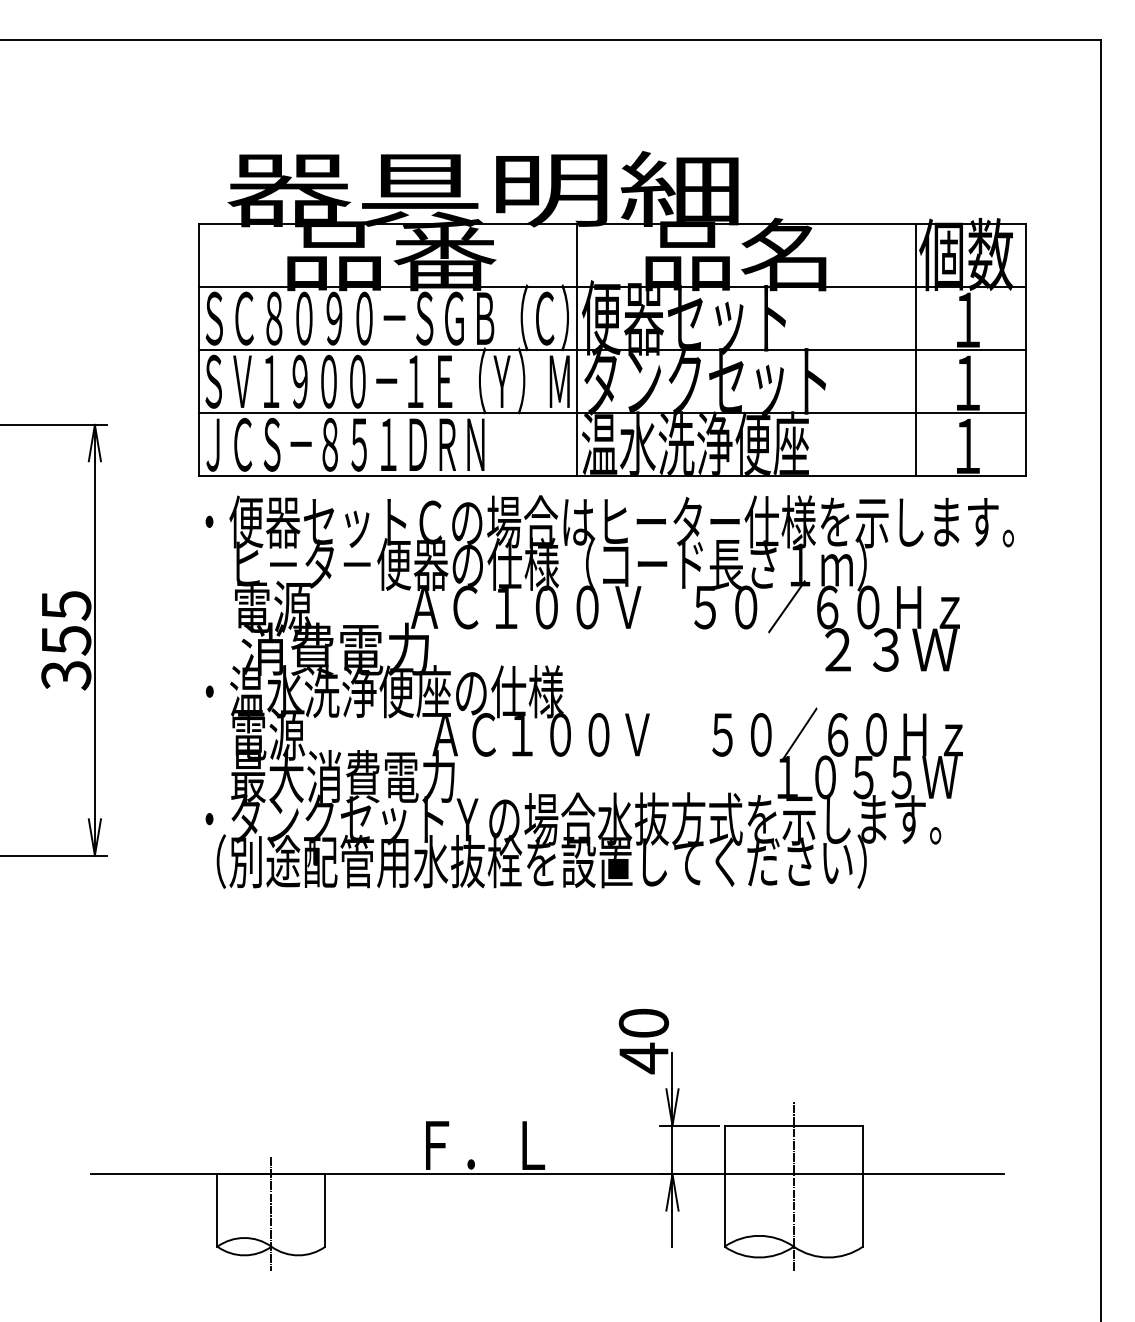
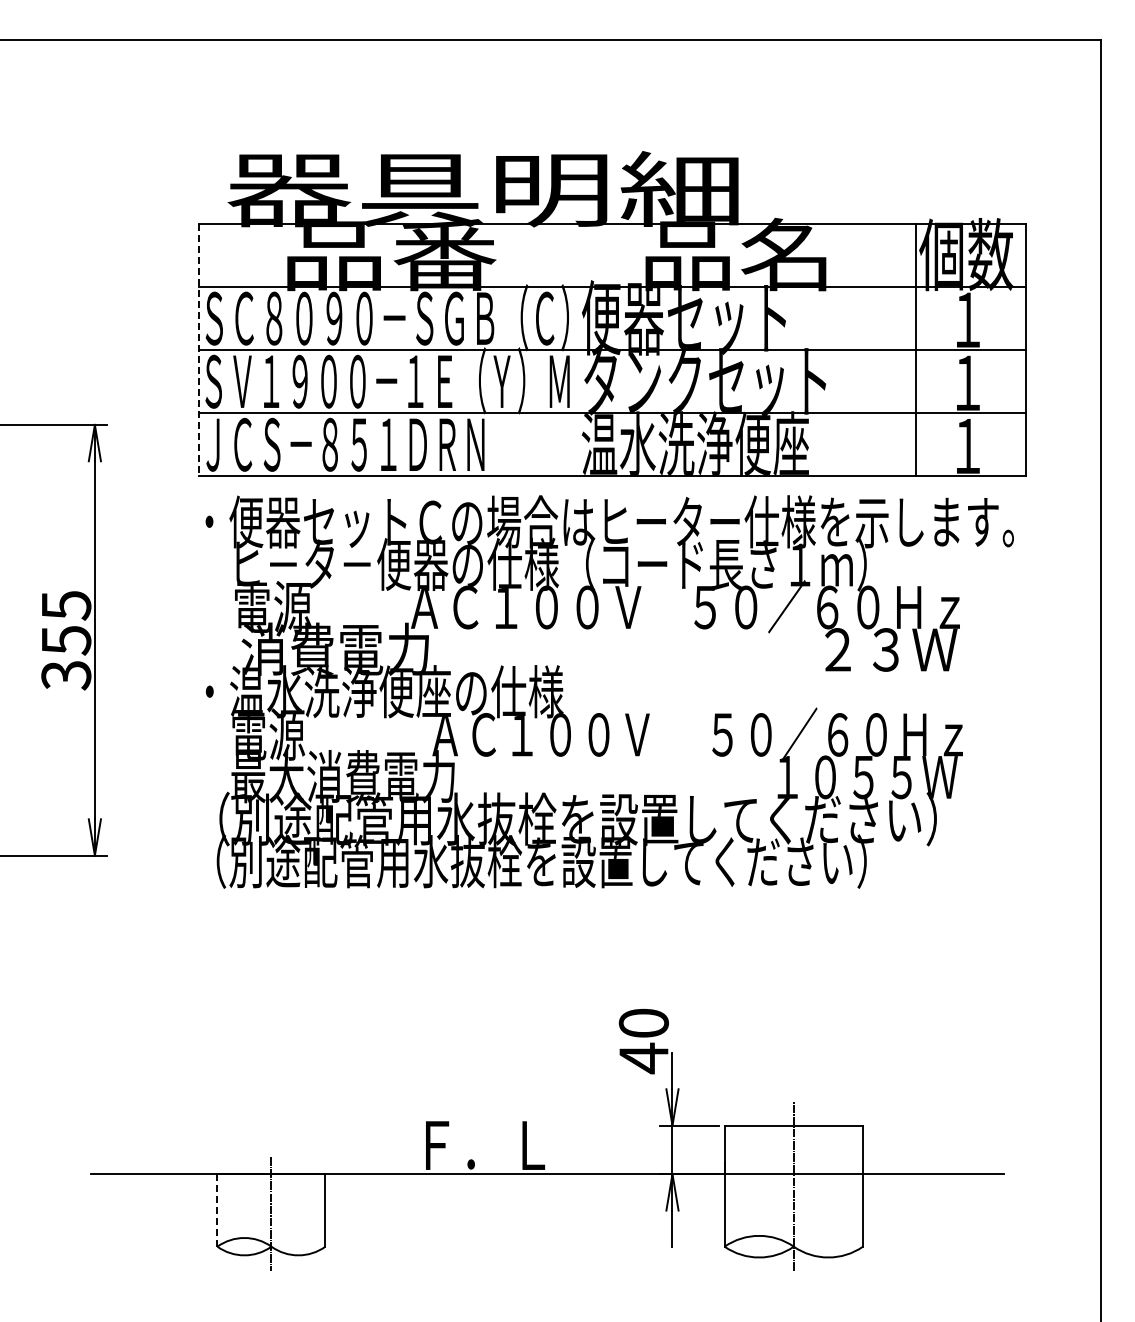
line: solid -> dashed (199, 350)
line: present -> none (576, 350)
text: ・タンクセットＹの場合水抜方式を示します。 -> （別途配管用水抜栓を設置してください） (573, 818)
line: solid -> dashed (217, 1210)
